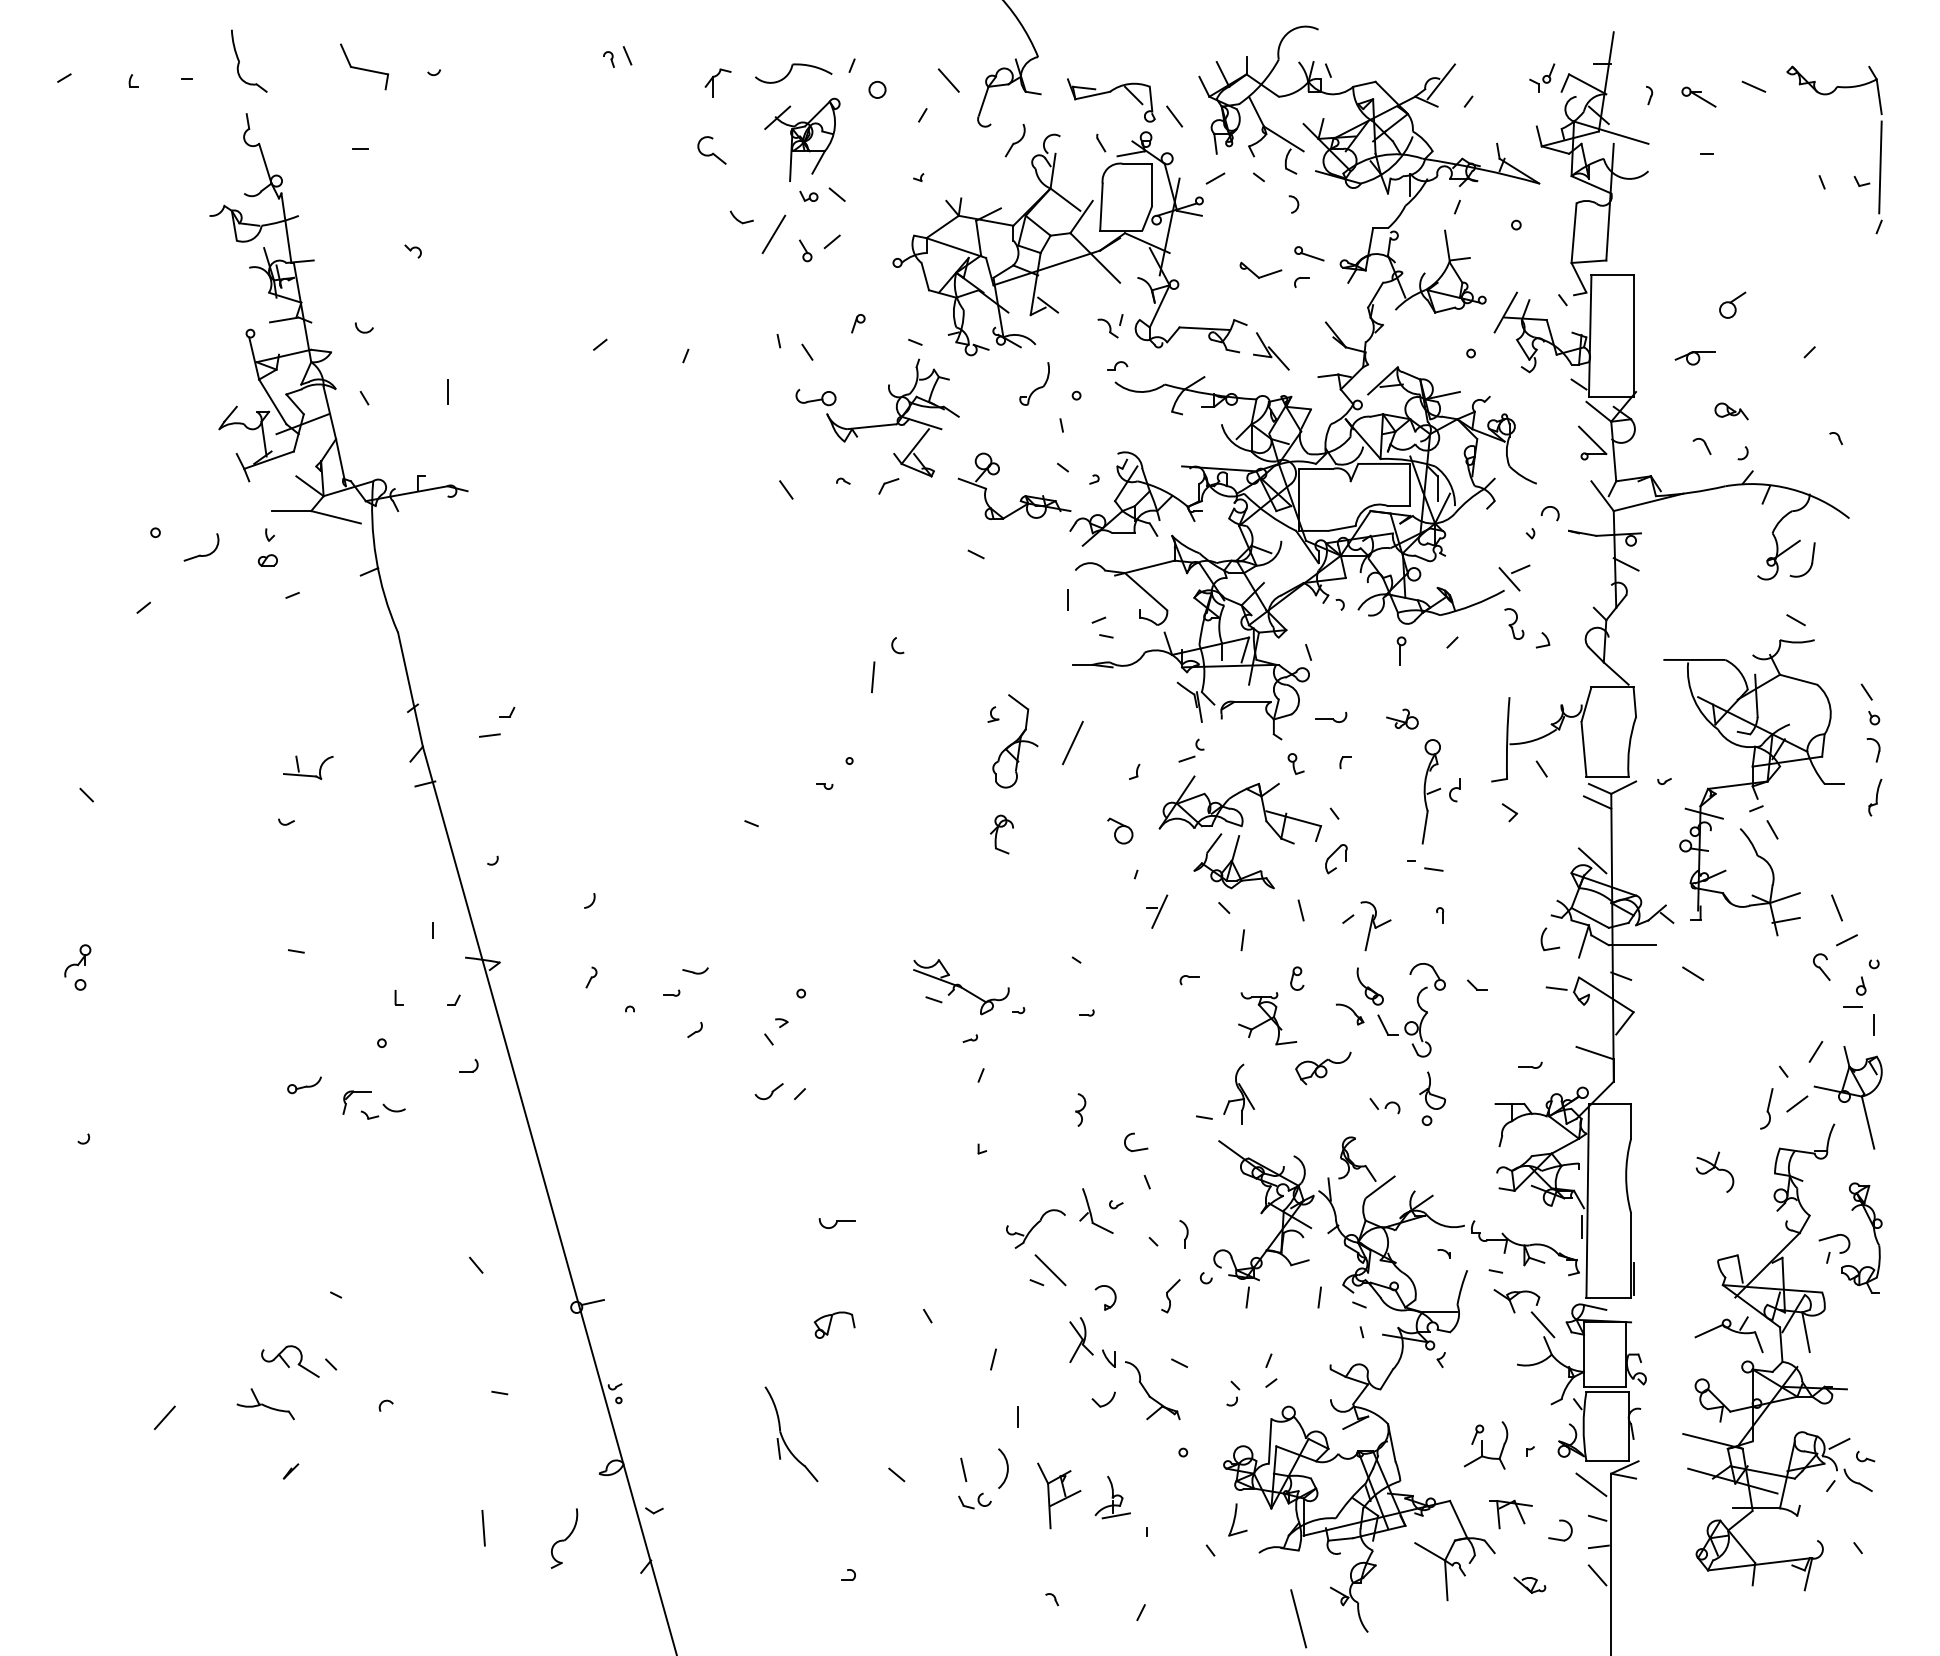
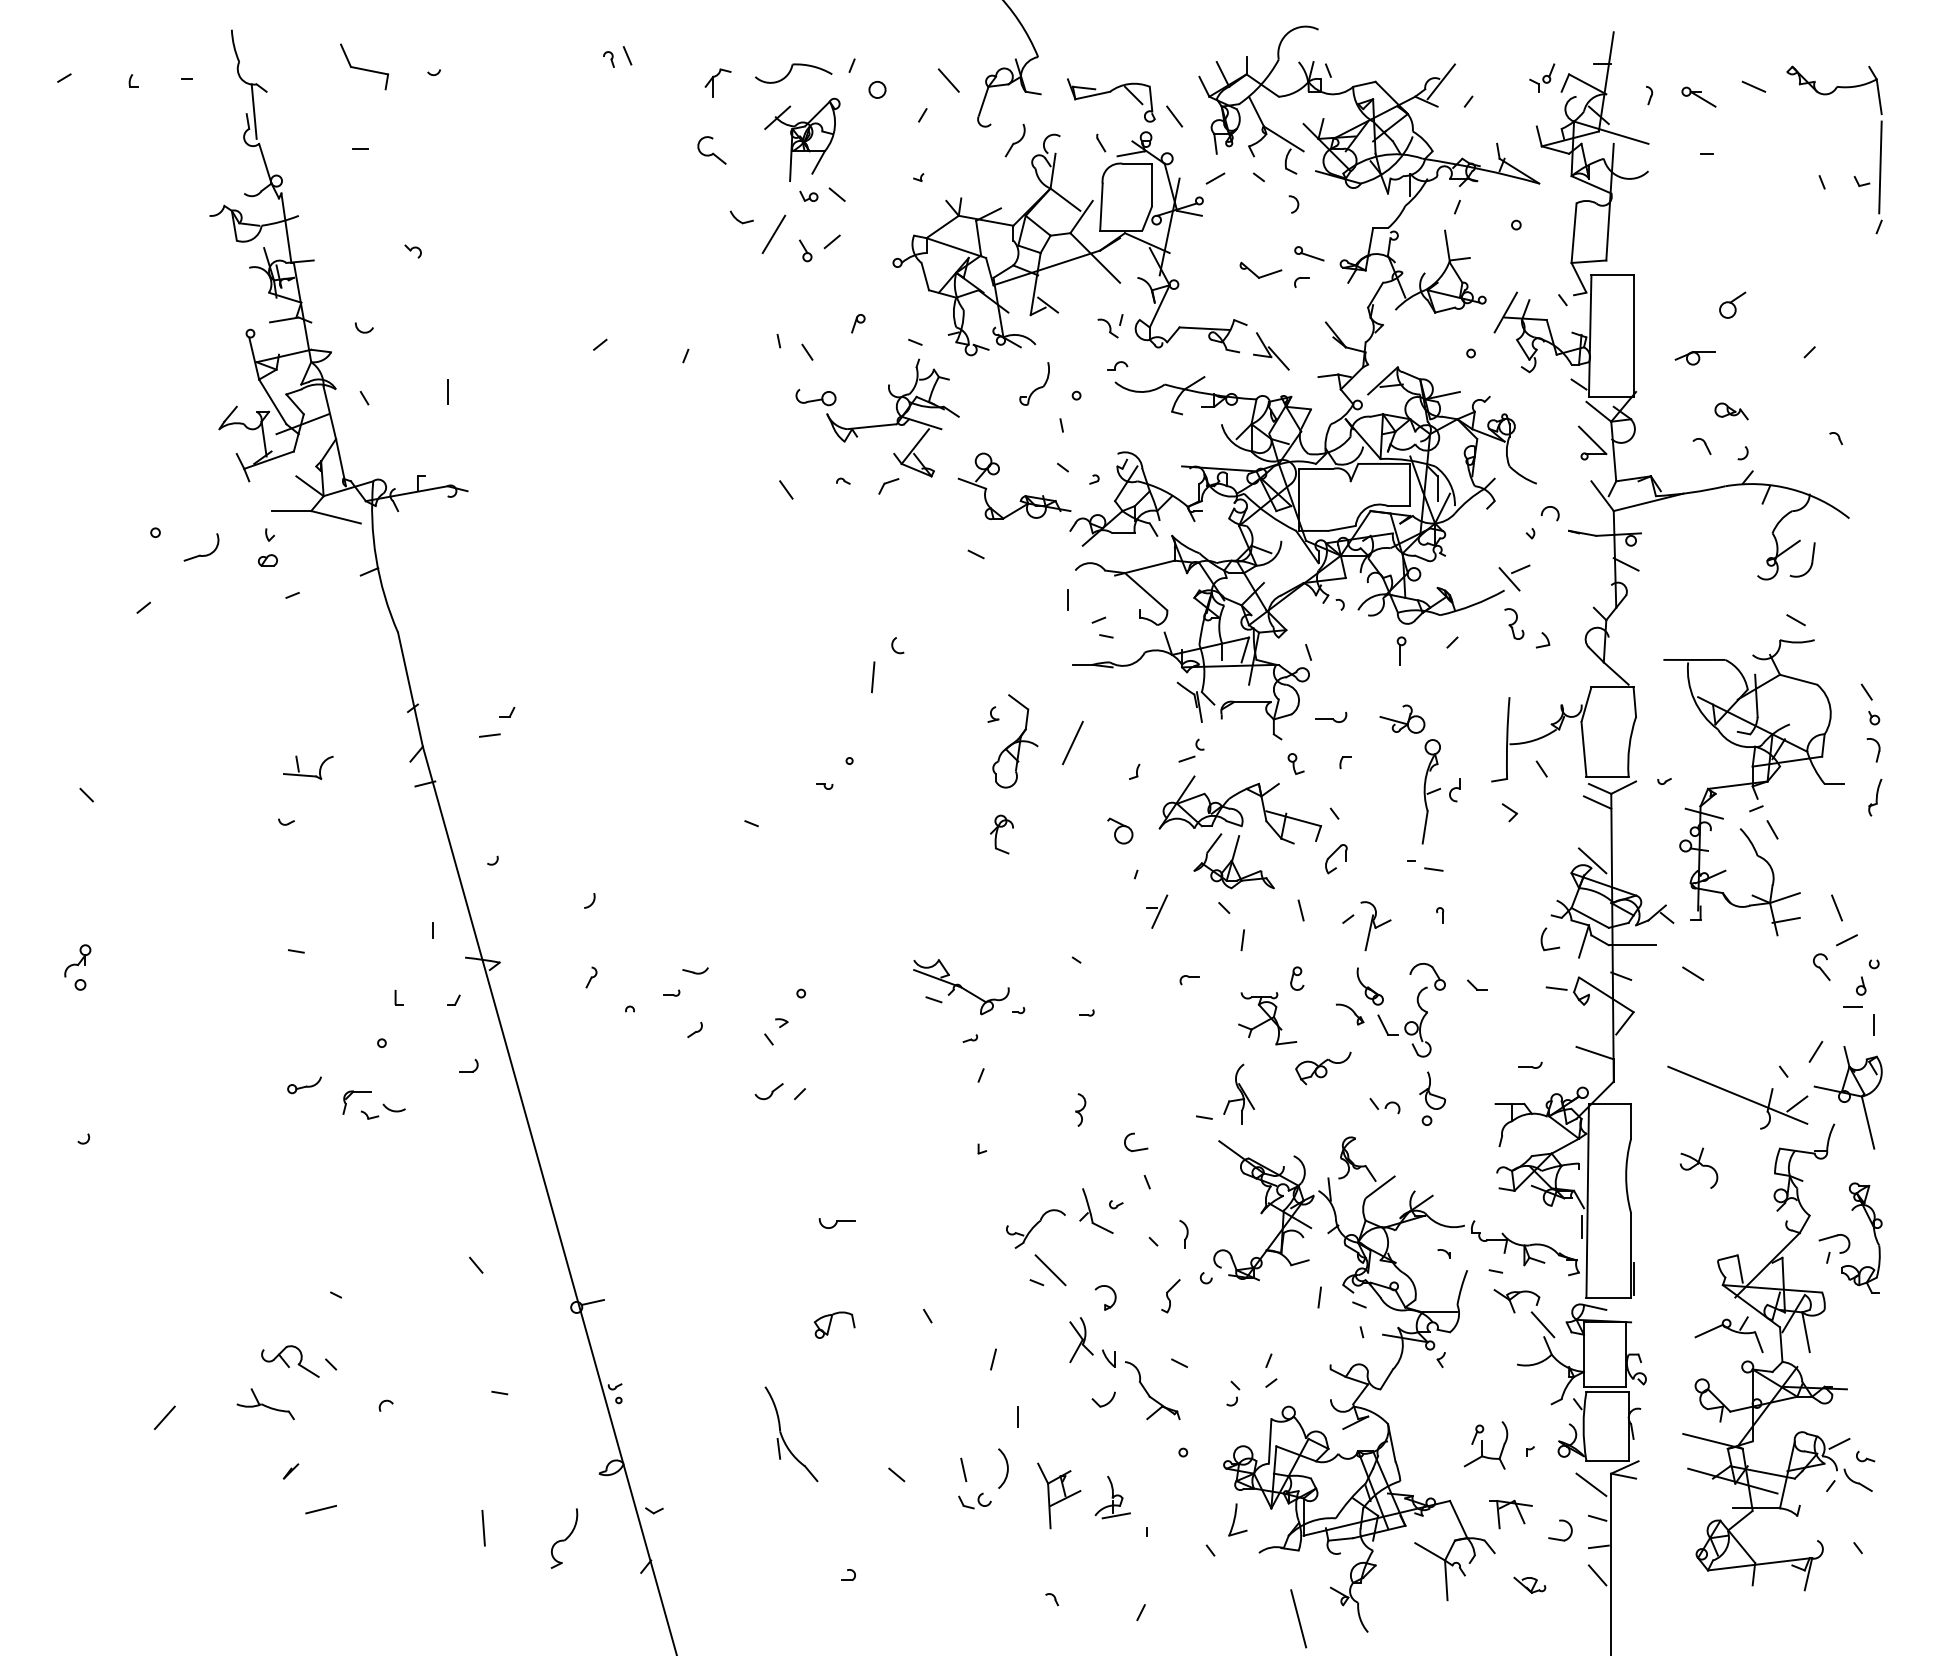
line: none -> present (253, 111)
part size: 33x22 px -> 47x30 px (1402, 718)
line: none -> present (1737, 1094)
part position: (1714, 1171) -> (1698, 1167) (1698, 1167)
line: present -> none (1247, 1297)
line: none -> present (321, 1509)
